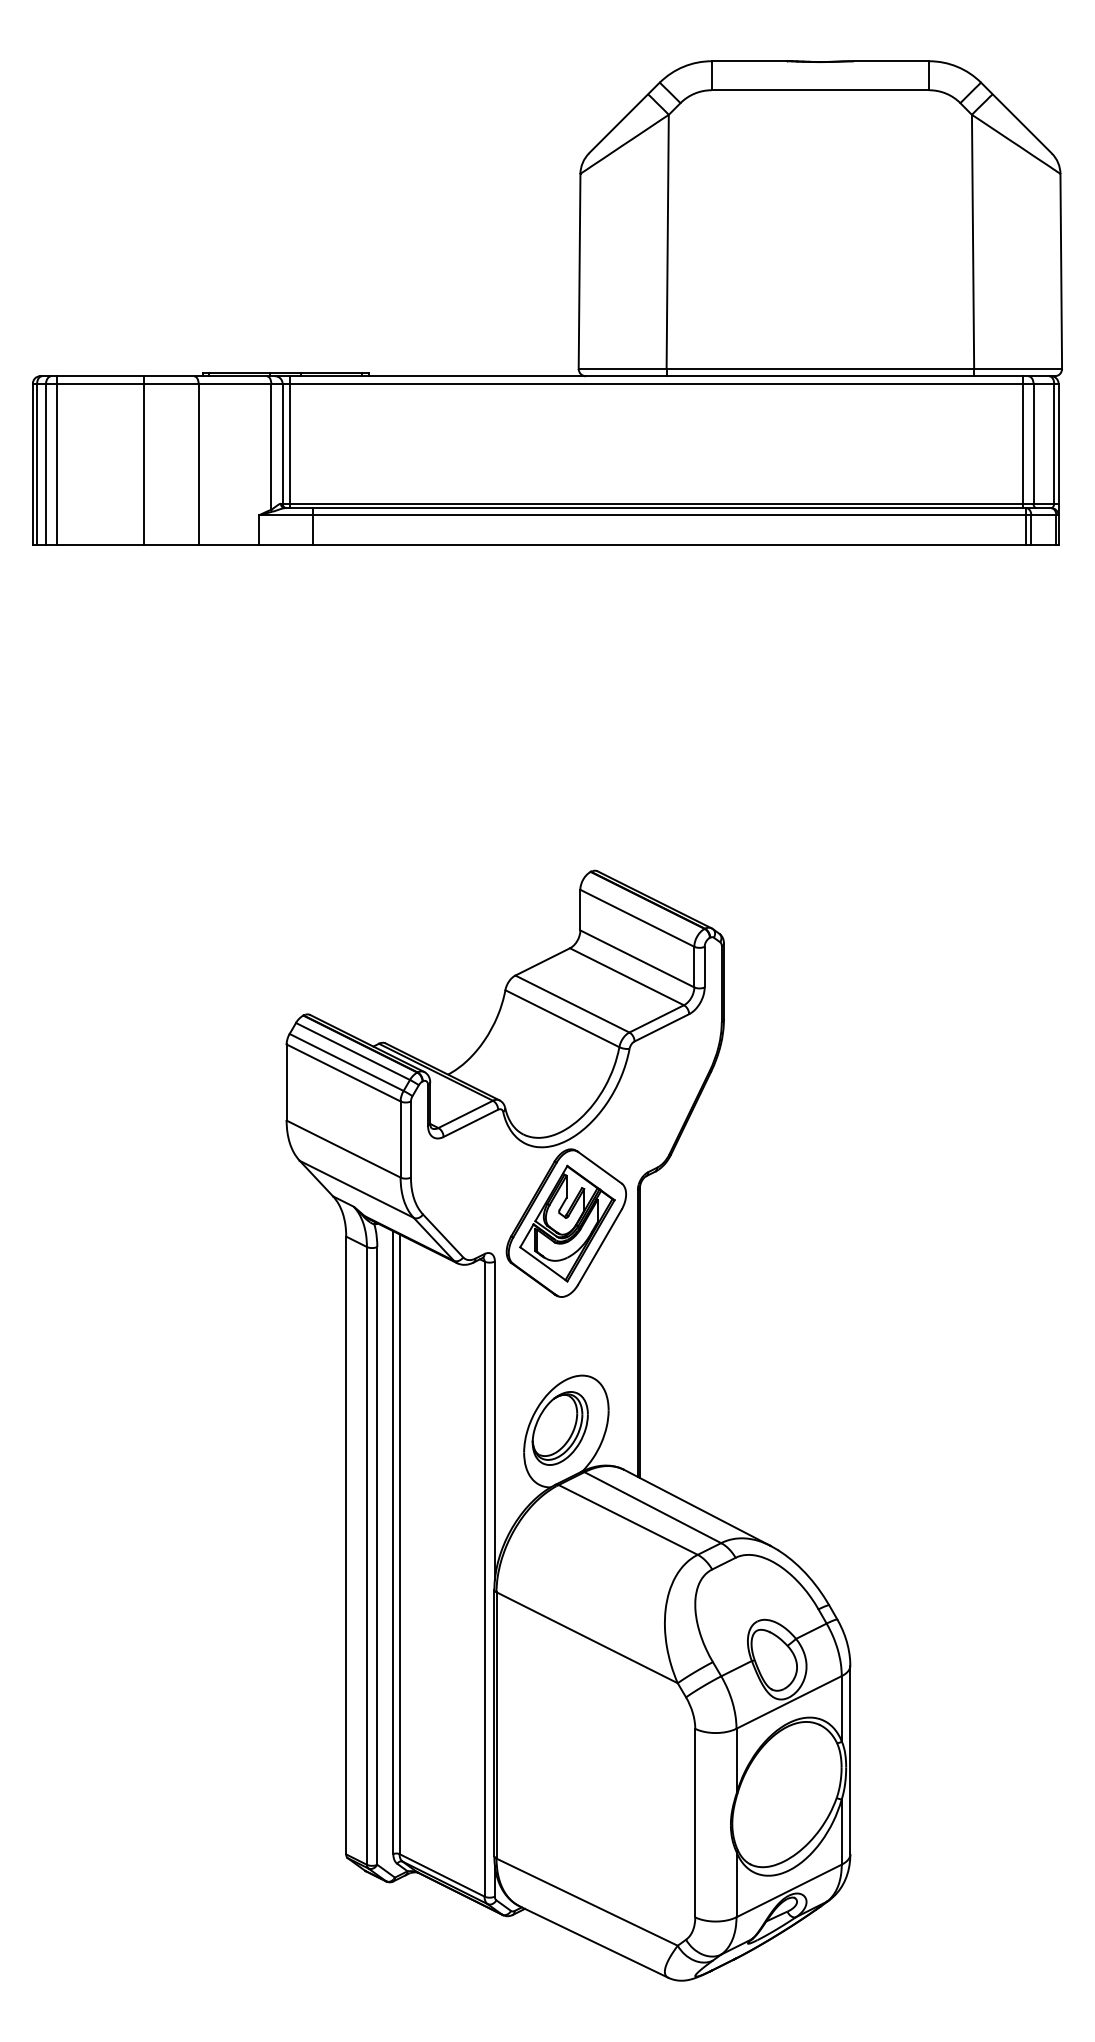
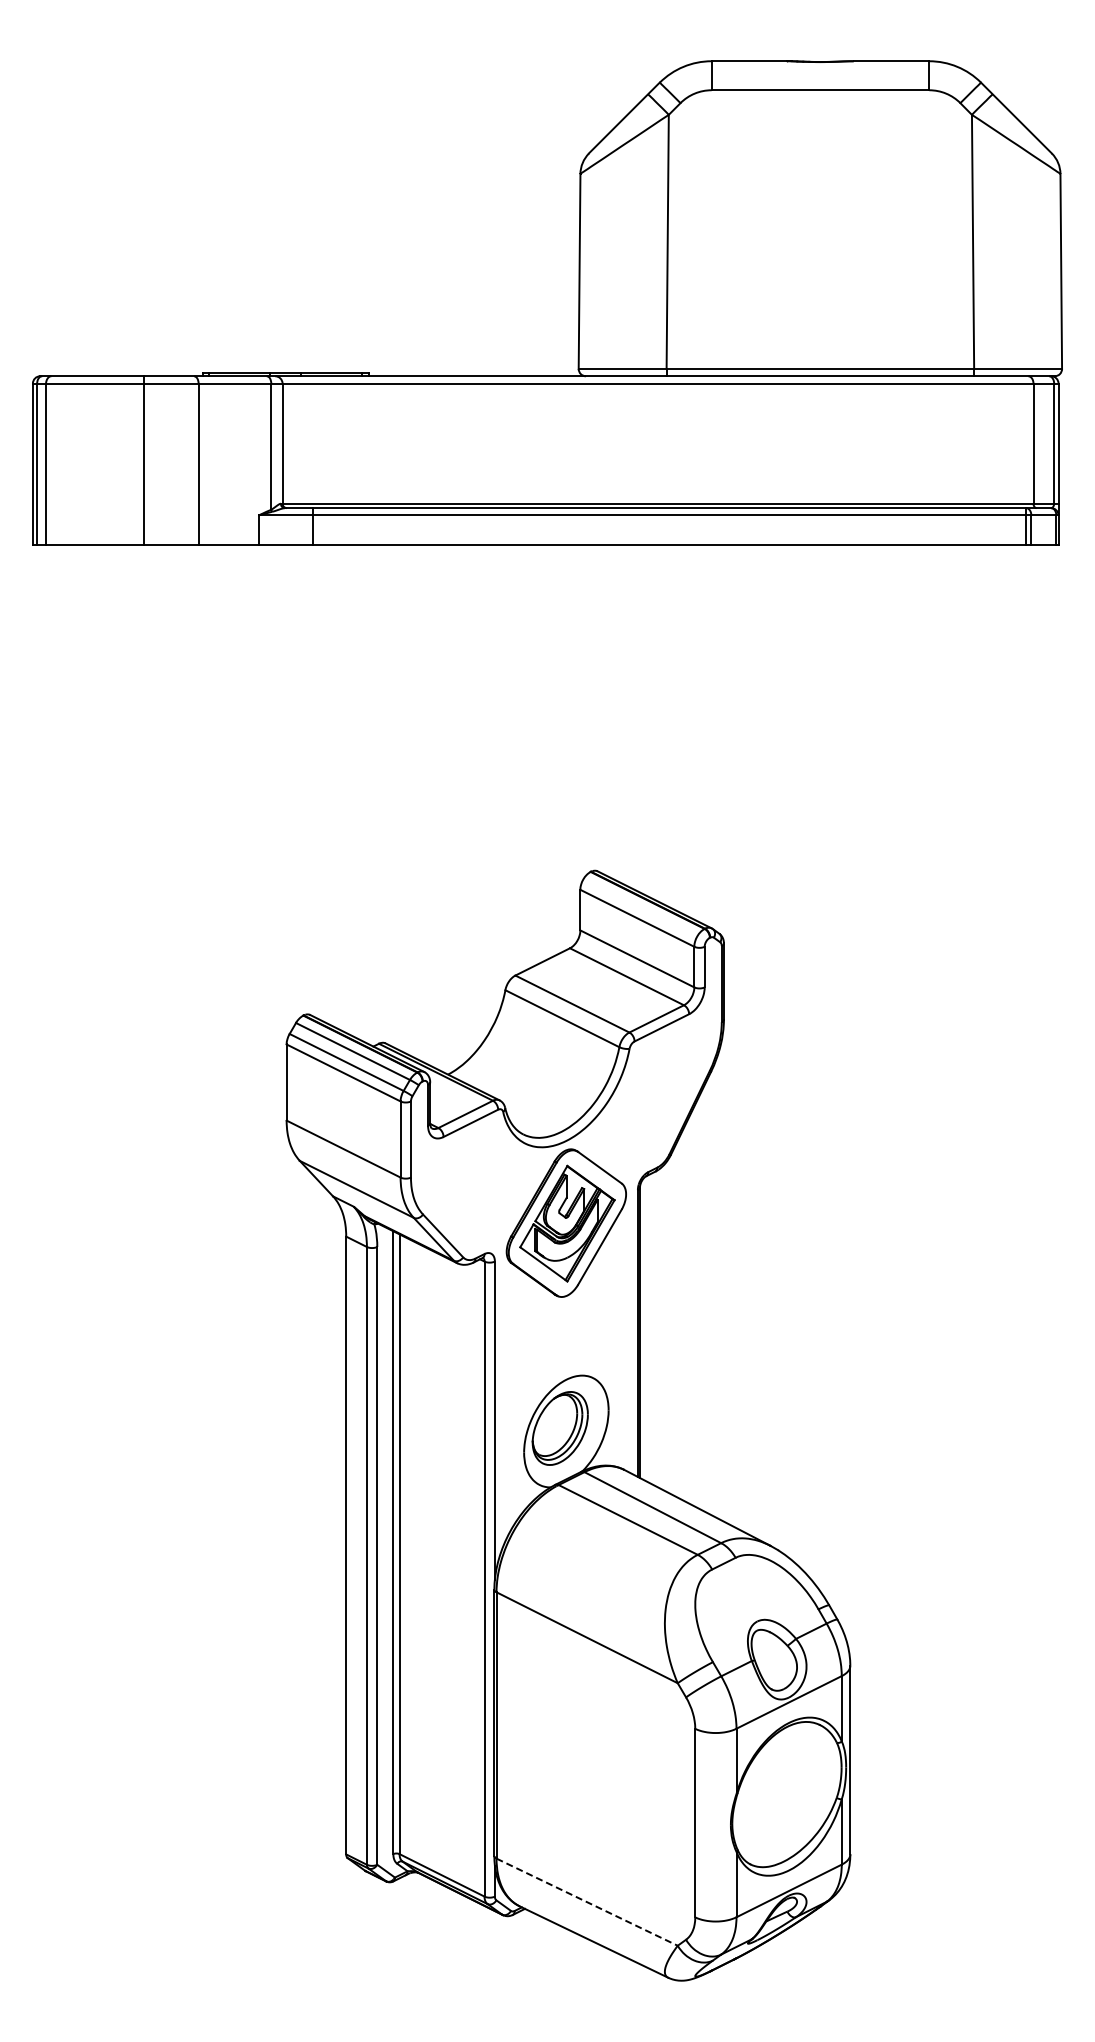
line: present -> none (289, 442)
line: present -> none (1023, 442)
line: present -> none (56, 460)
line: solid -> dashed (587, 1902)
